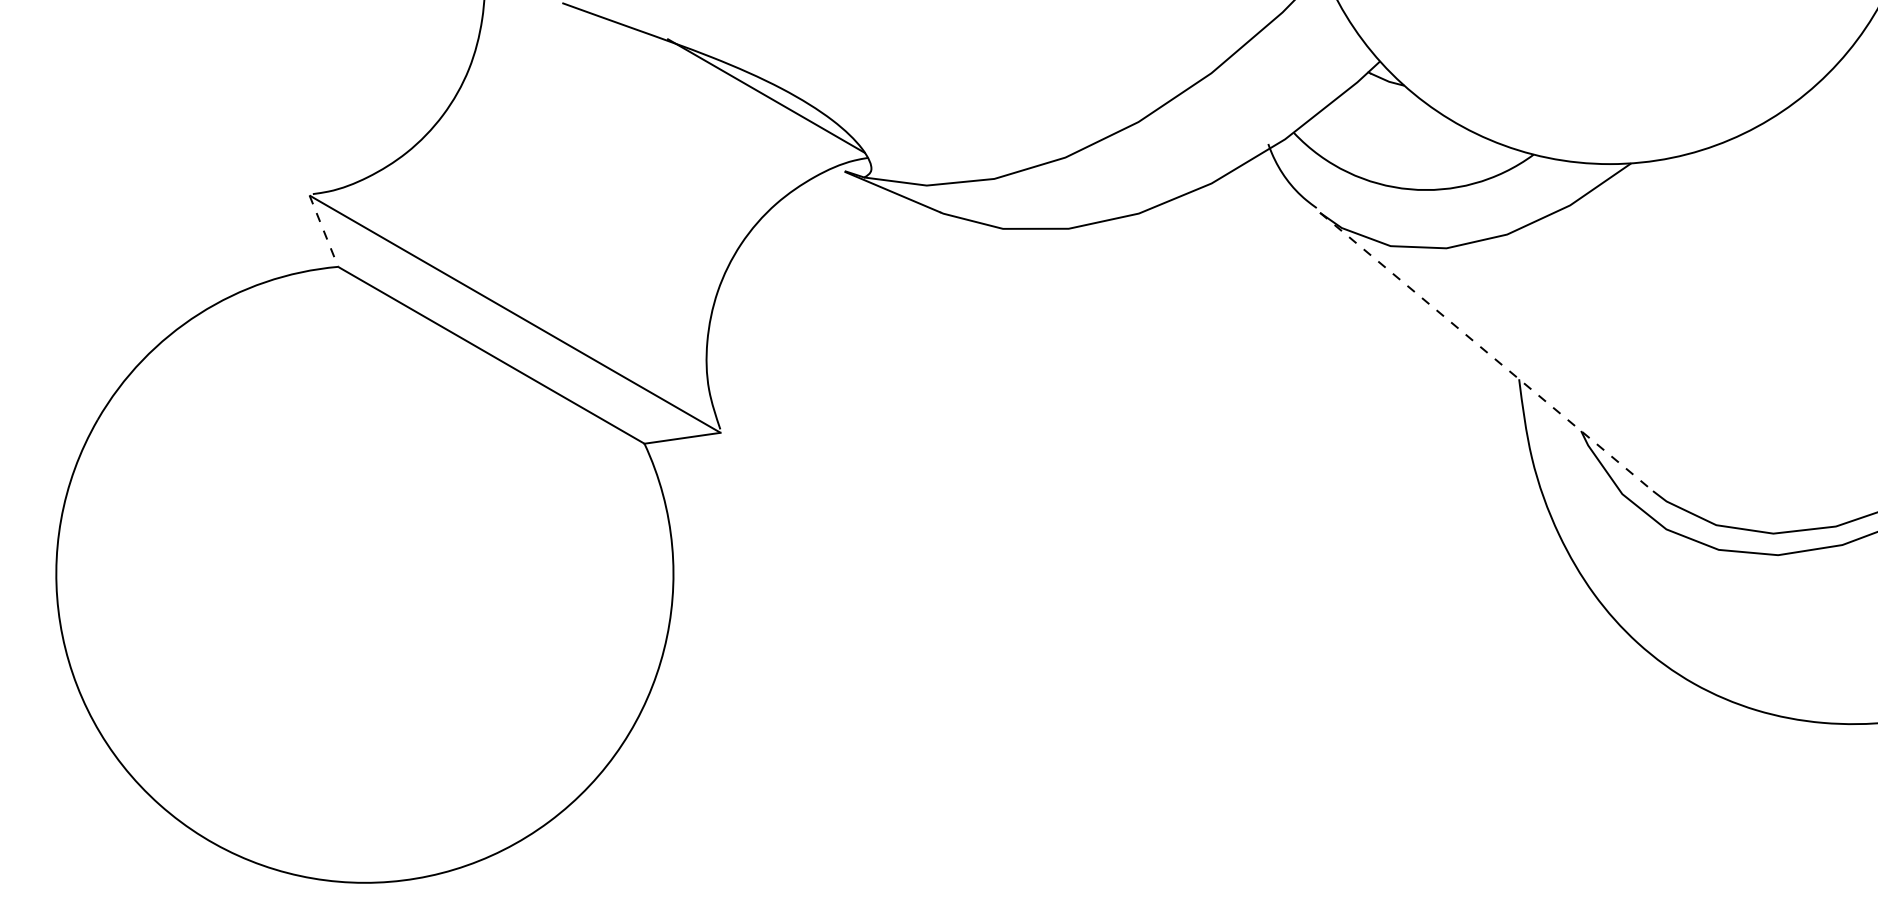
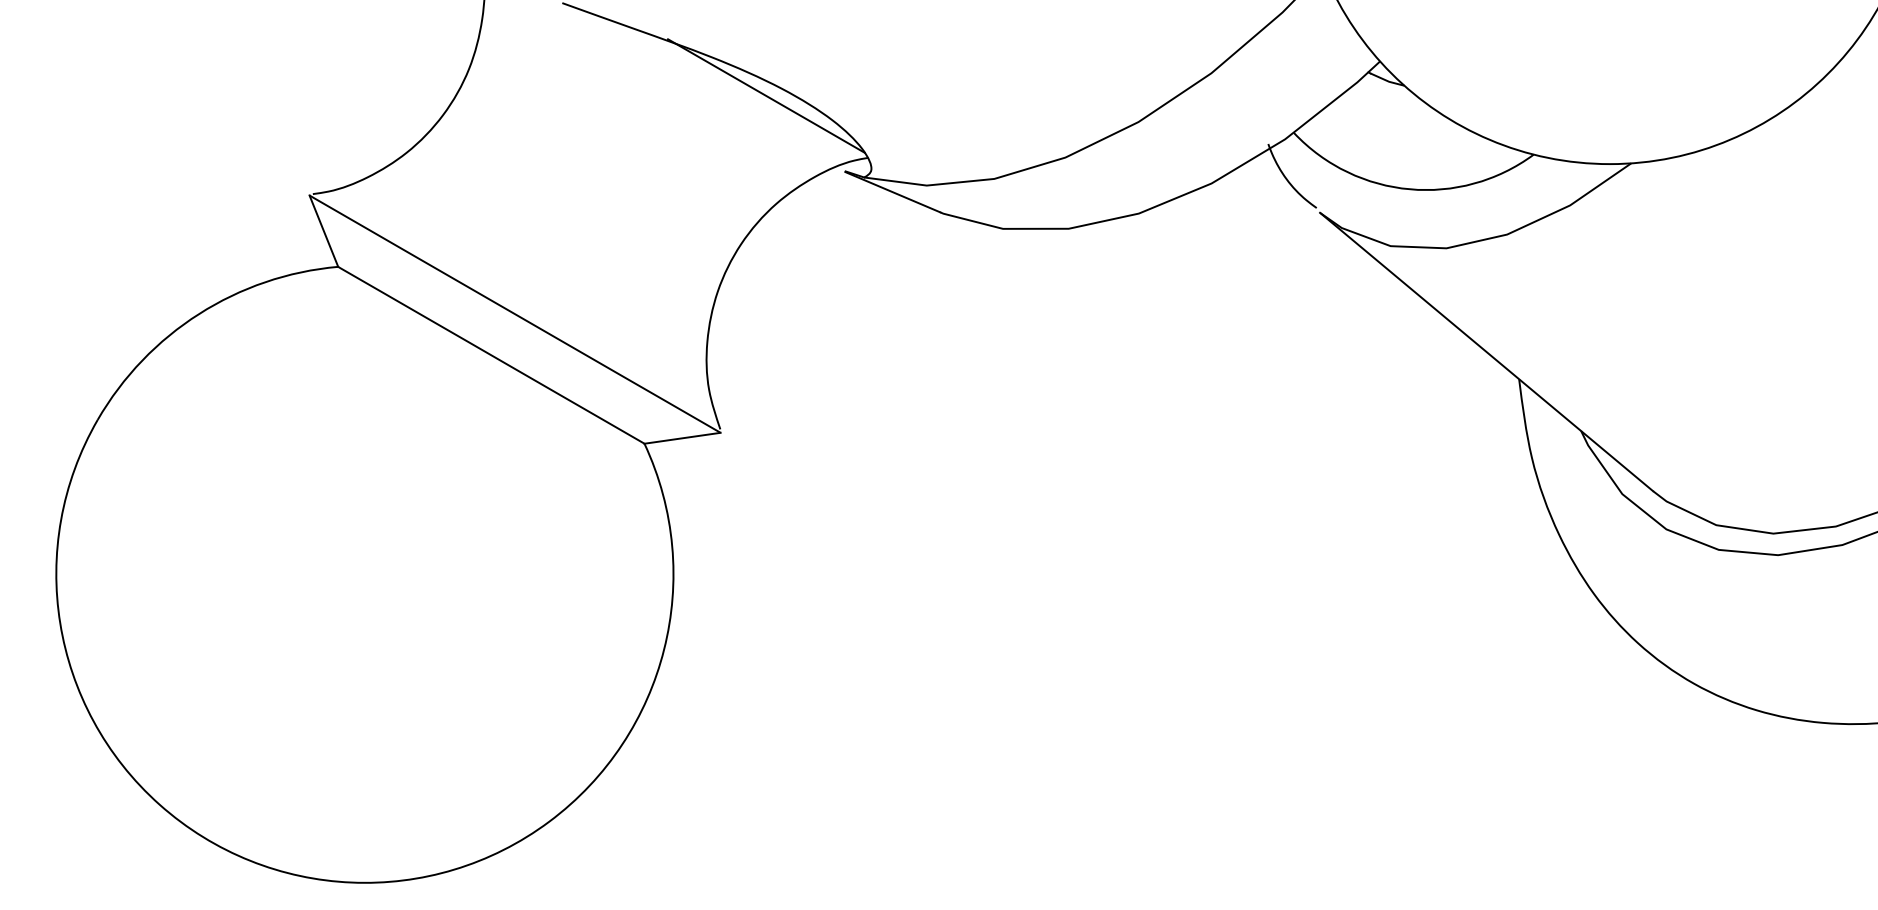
line: dashed -> solid (324, 231)
line: dashed -> solid (1486, 351)
